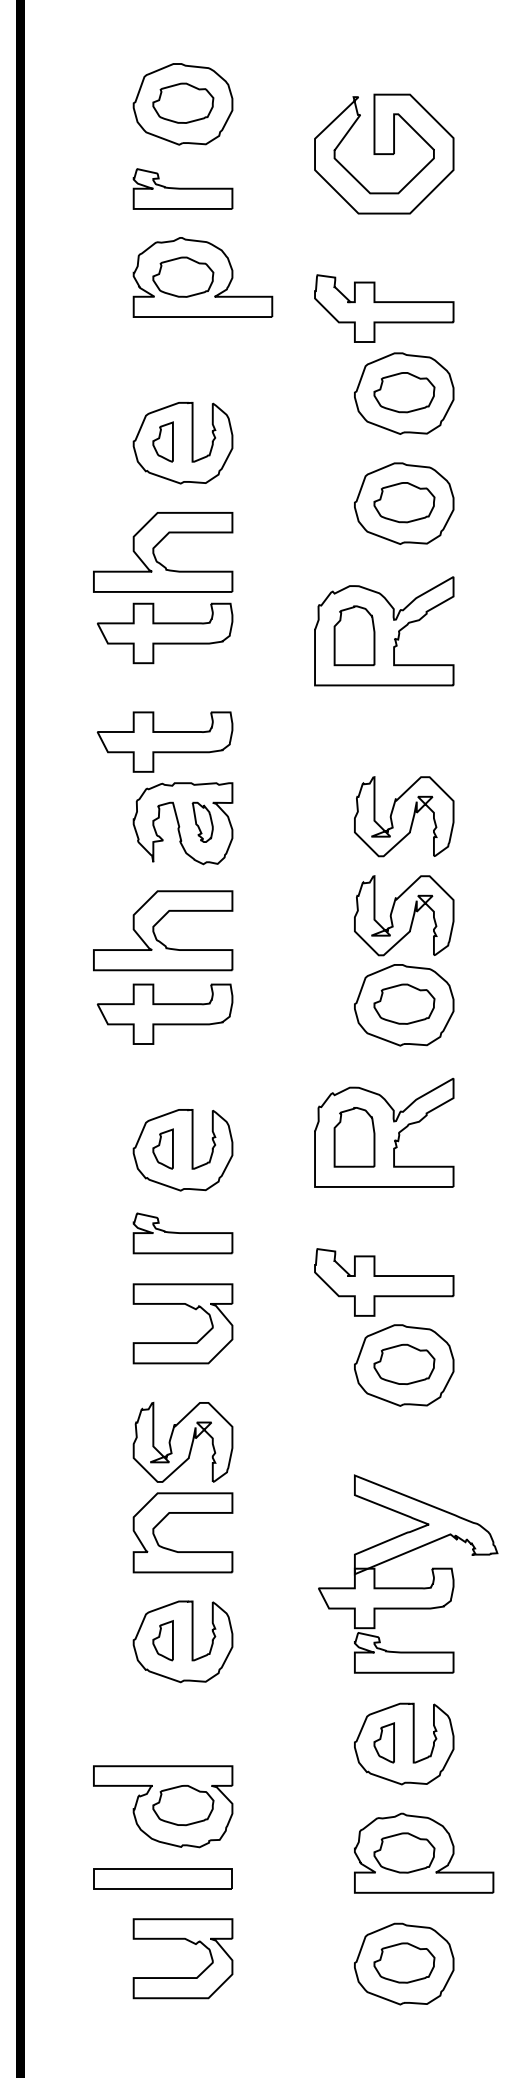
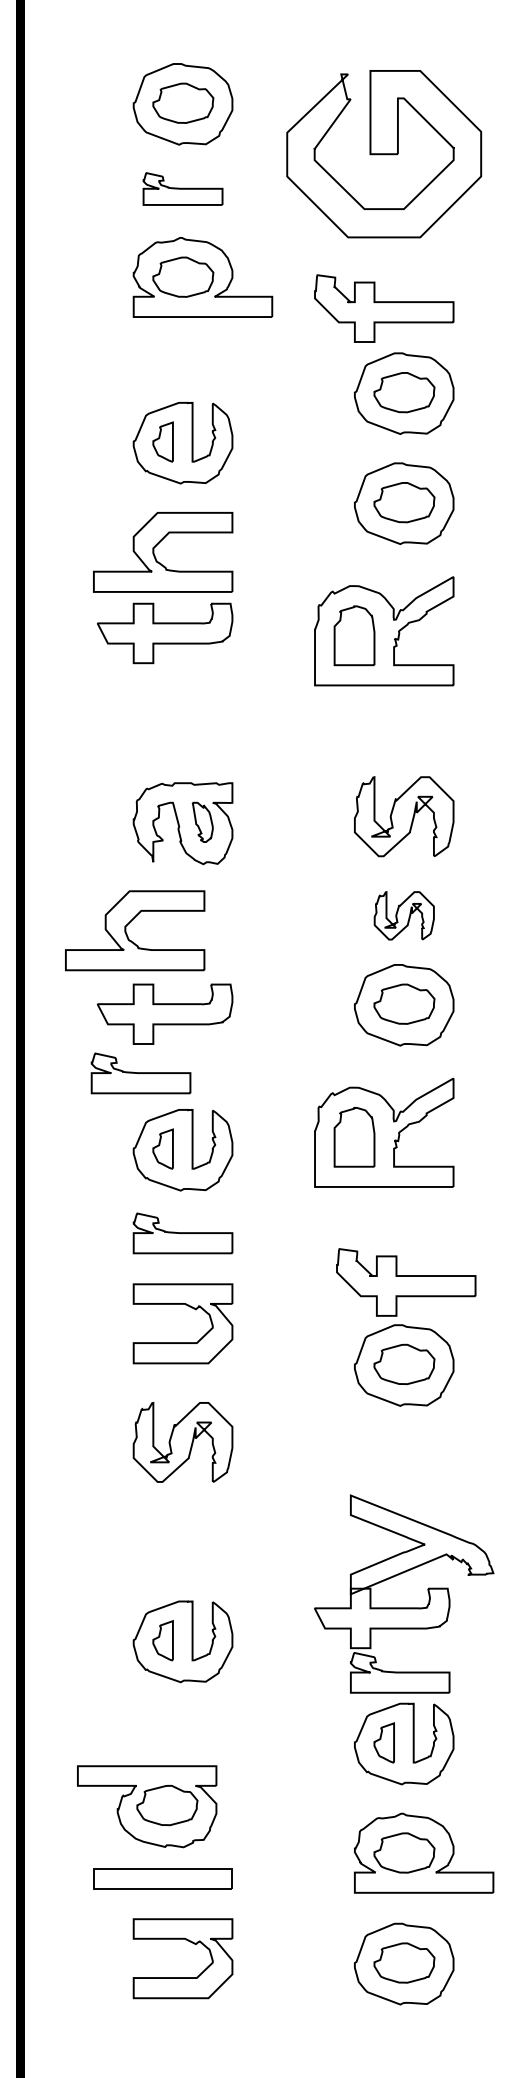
part size: 141x122 px -> 197x169 px (384, 154)
part size: 102x42 px -> 82x34 px (182, 188)
part: present -> none (164, 741)
part size: 101x82 px -> 62x50 px (403, 915)
part position: (157, 924) -> (129, 924) (129, 924)
part: none -> present (140, 1073)
part position: (384, 1282) -> (406, 1282) (406, 1282)
part: present -> none (176, 1550)
part position: (408, 1587) -> (404, 1607) (404, 1607)
part position: (163, 1806) -> (147, 1806) (147, 1806)
